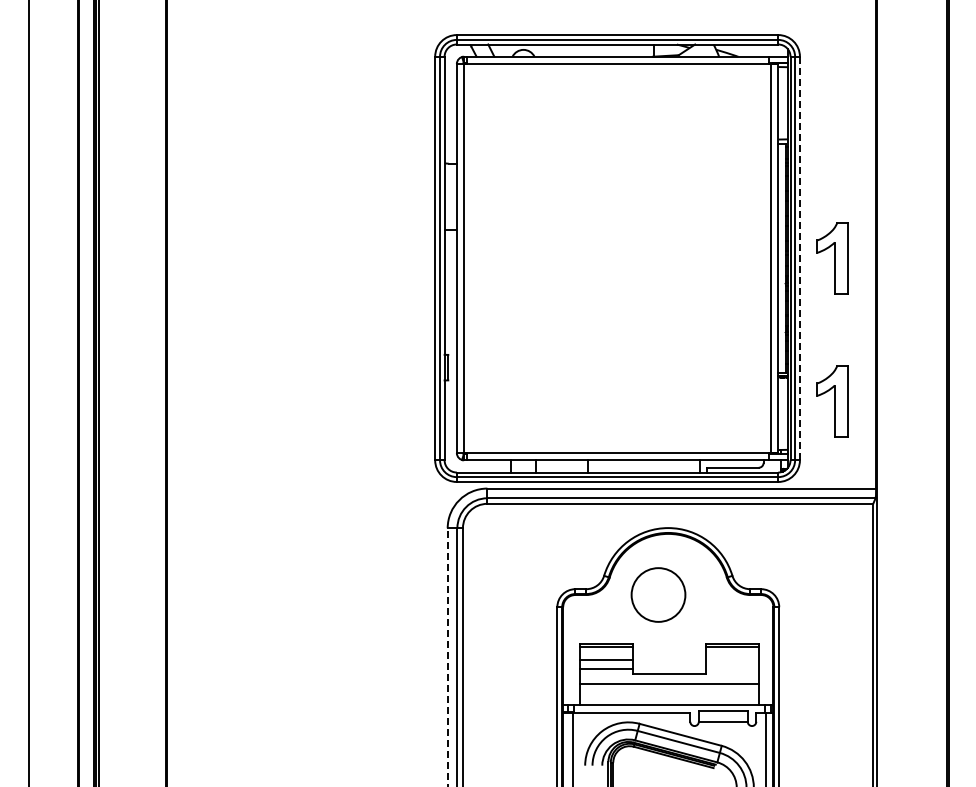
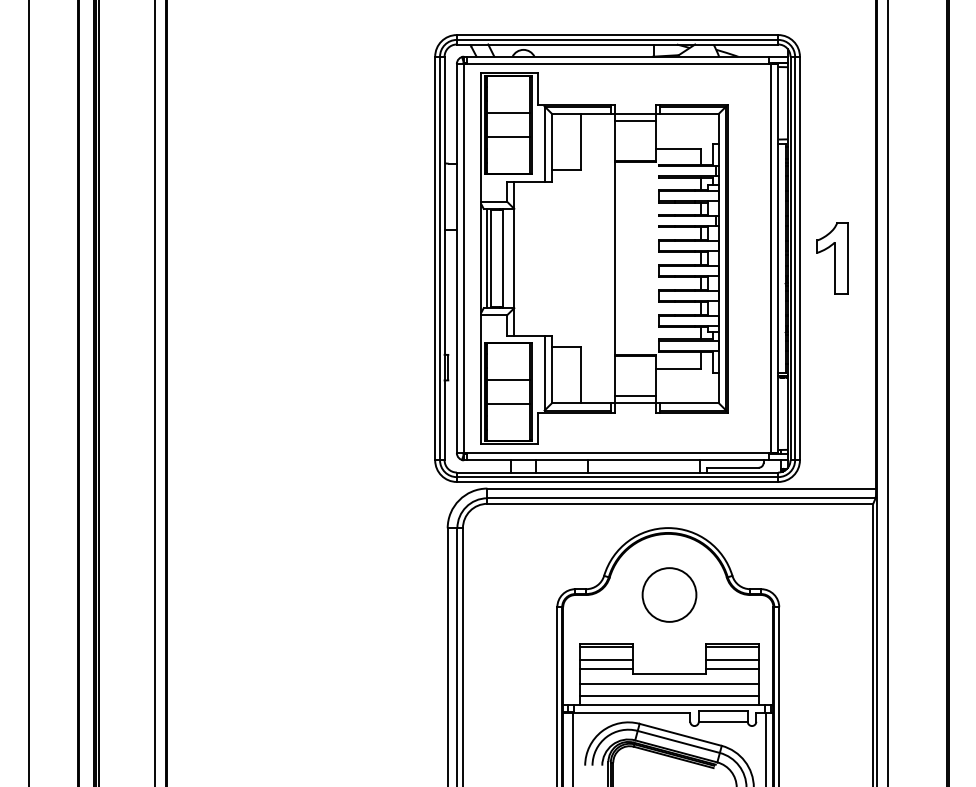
part: none -> present (604, 258)
line: dashed -> solid (799, 258)
line: none -> present (155, 392)
line: none -> present (887, 392)
part: present -> none (832, 401)
circle position: (658, 594) -> (669, 594) (669, 594)
line: dashed -> solid (447, 657)
line: none -> present (732, 659)
line: none -> present (732, 668)
line: none -> present (669, 695)
